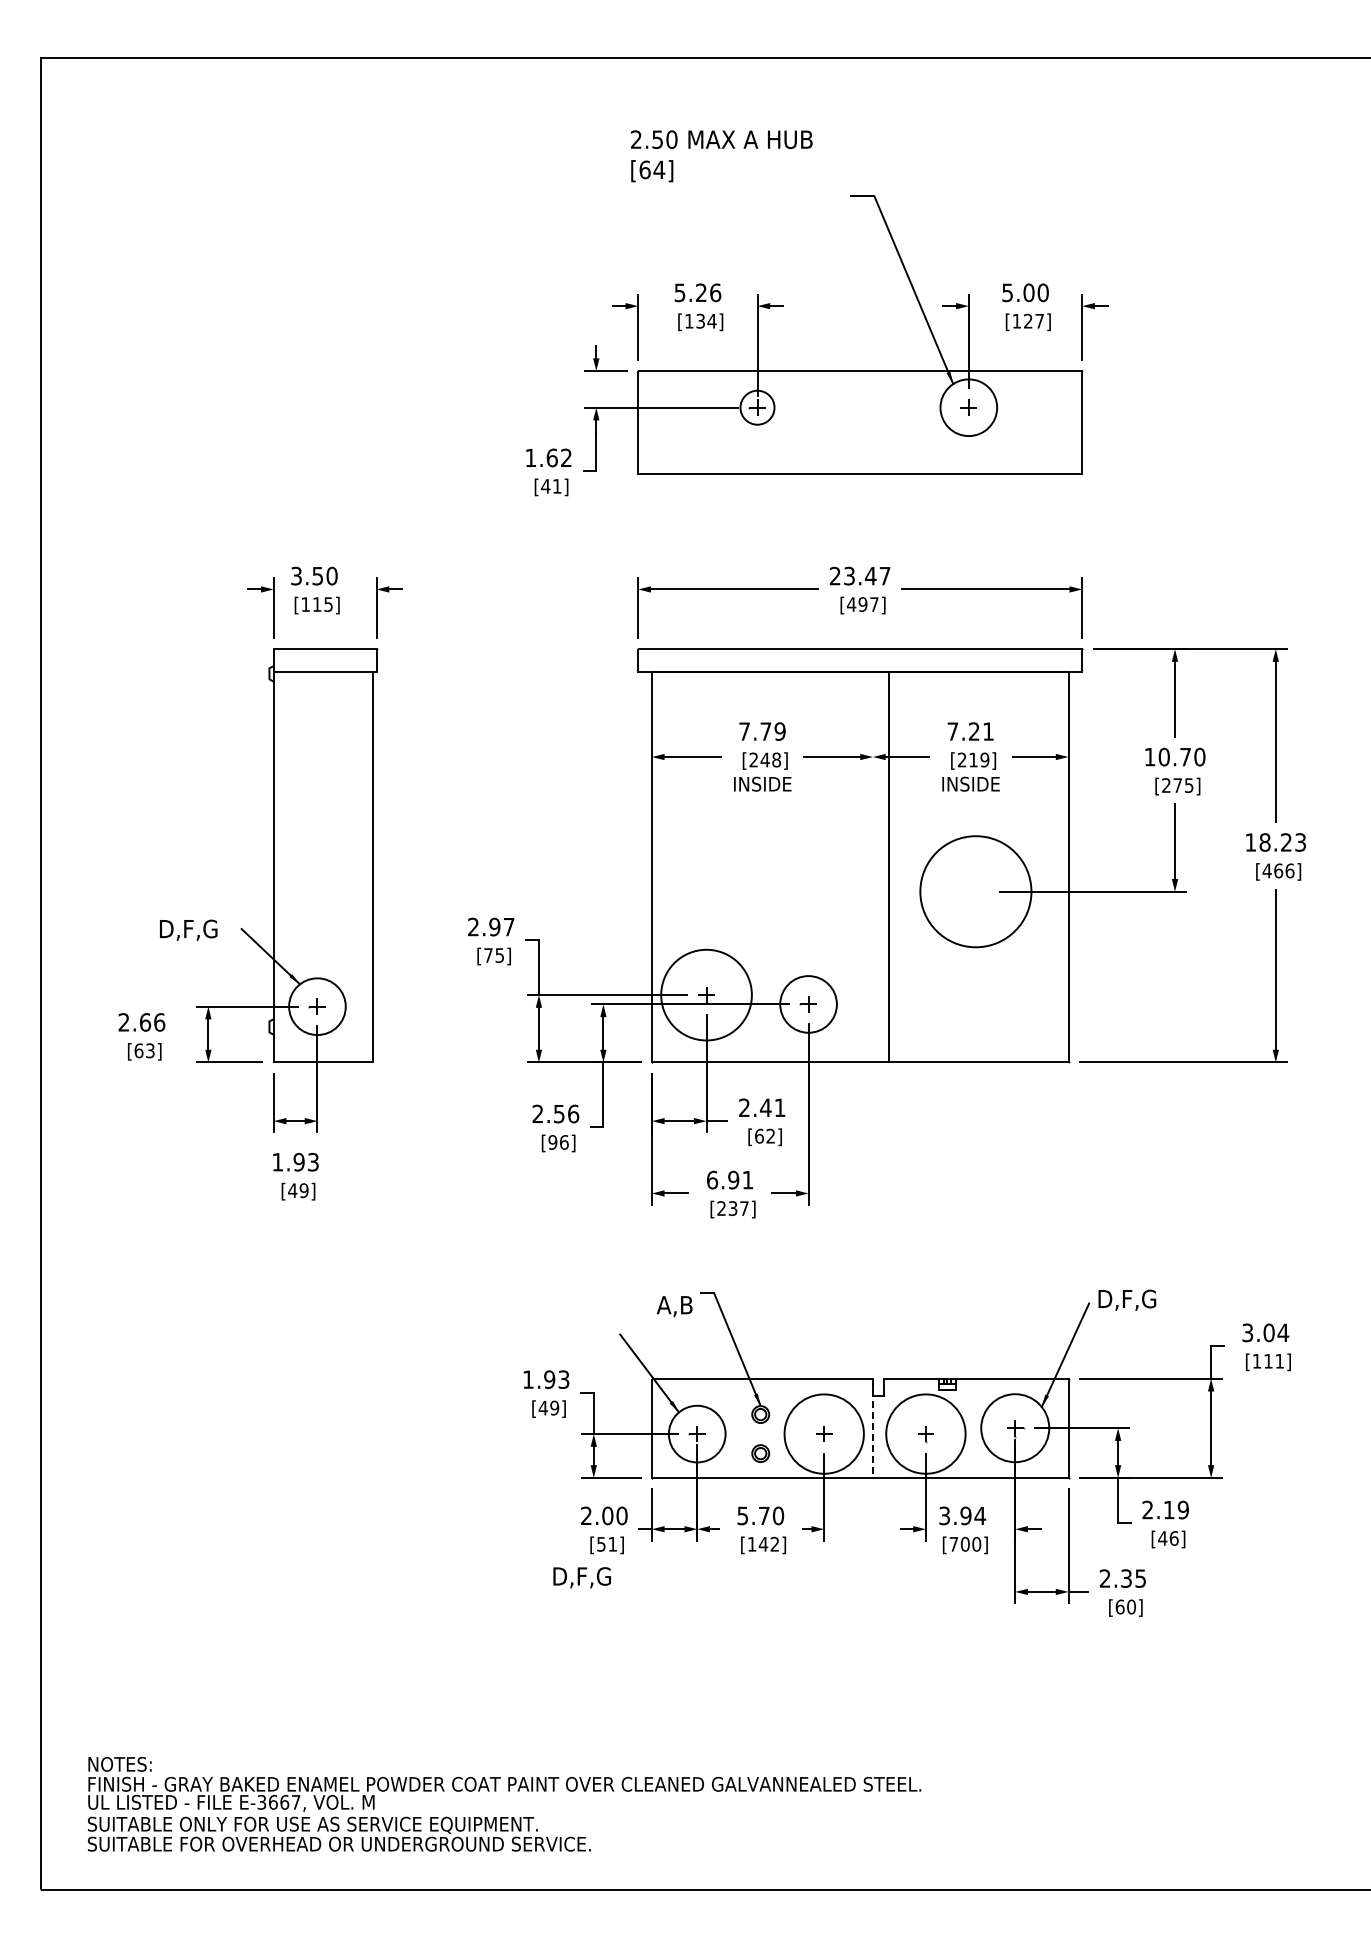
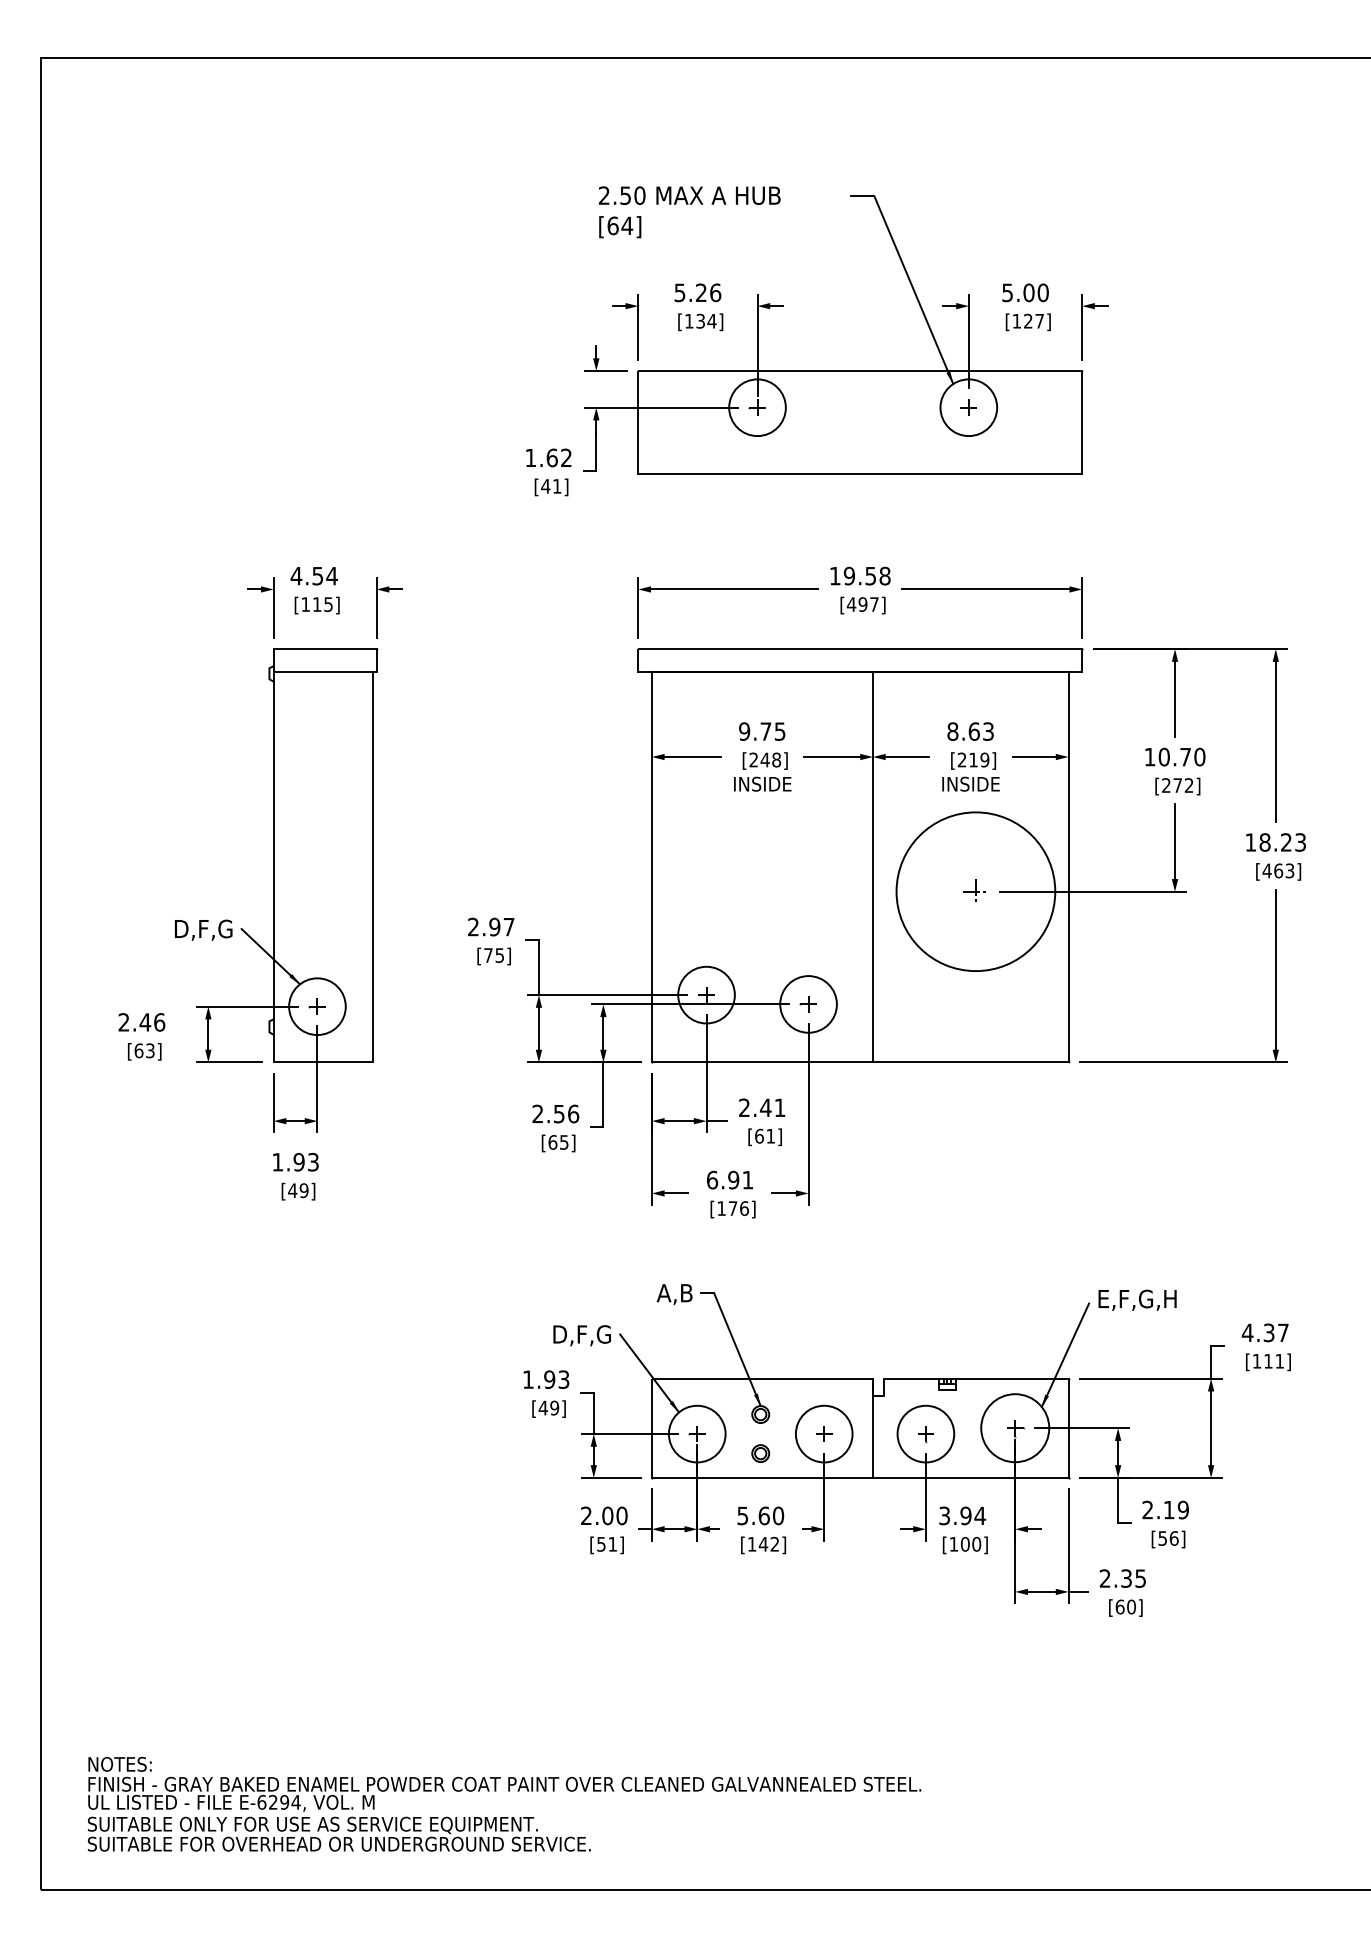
text position: (721, 156) -> (689, 212) (689, 212)
circle diameter: 34 px -> 57 px (757, 407)
text: 3.50 -> 4.54 (313, 575)
text: 23.47 -> 19.58 (859, 575)
text: 7.79 -> 9.75 (762, 731)
text: 7.21 -> 8.63 (970, 731)
text: [275] -> [272] (1189, 785)
line position: (888, 866) -> (872, 866) (872, 866)
text: [466] -> [463] (1289, 870)
part: none -> present (974, 890)
circle diameter: 111 px -> 159 px (975, 891)
text position: (188, 929) -> (203, 929) (203, 929)
circle diameter: 91 px -> 57 px (706, 994)
text: 2.66 -> 2.46 (145, 1022)
text: [62] -> [61] (770, 1135)
text: [96] -> [65] (558, 1142)
text: [237] -> [176] (732, 1208)
text: D,F,G -> E,F,G,H (1138, 1299)
text position: (674, 1306) -> (674, 1294) (674, 1294)
text: 3.04 -> 4.37 (1265, 1332)
line: dashed -> solid (872, 1428)
circle diameter: 79 px -> 57 px (823, 1433)
circle diameter: 79 px -> 57 px (925, 1433)
text: 5.70 -> 5.60 (763, 1515)
text: [46] -> [56] (1162, 1538)
text: [700] -> [100] (953, 1544)
text position: (581, 1577) -> (581, 1335) (581, 1335)
text: E-3667, -> E-6294, (278, 1801)
